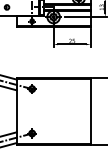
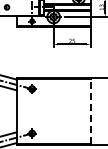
line: solid -> dashed (90, 111)
